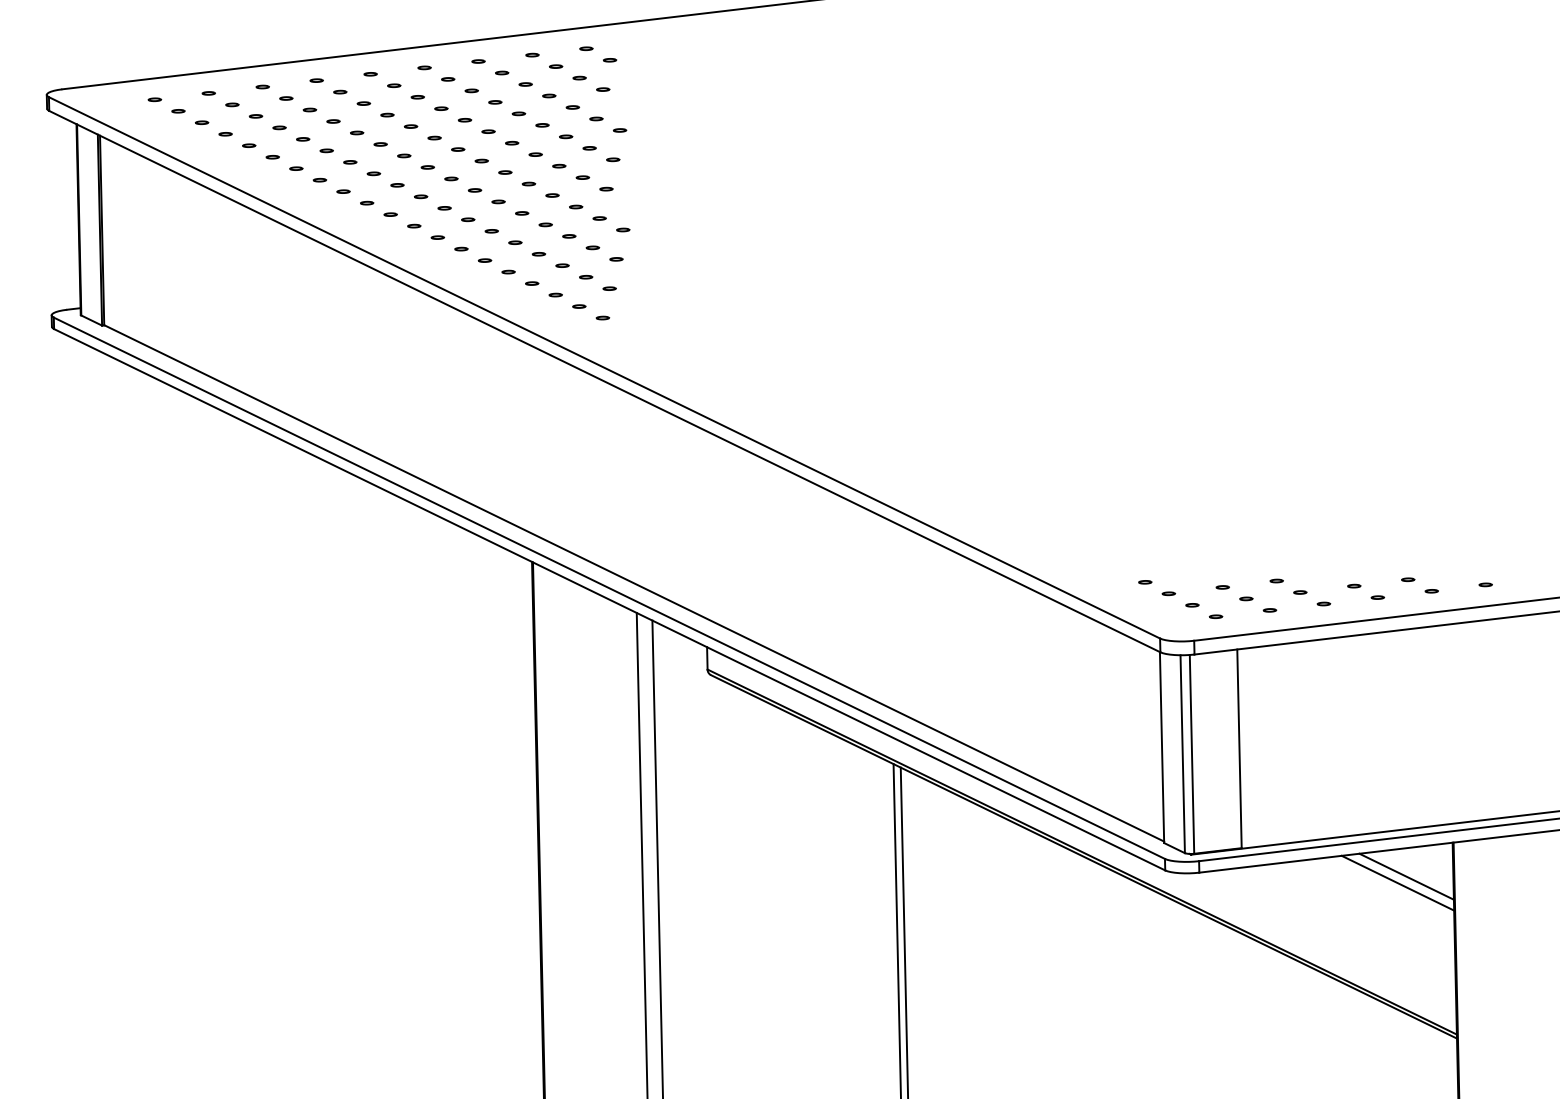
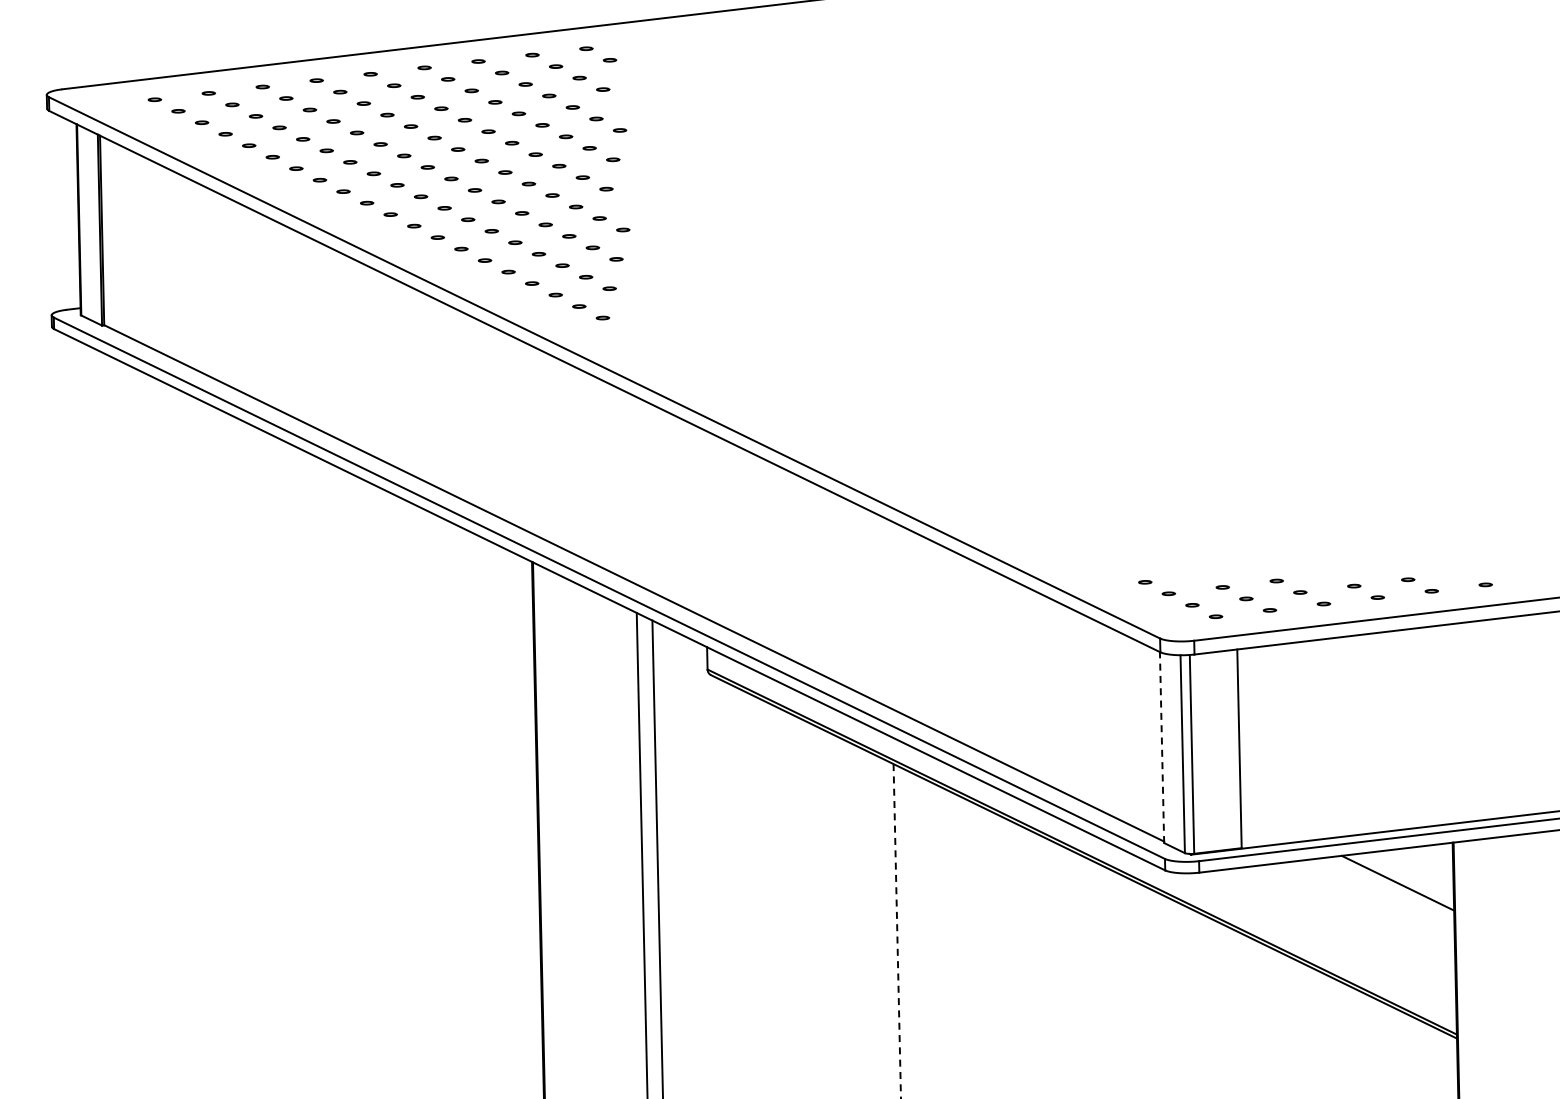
line: solid -> dashed (1162, 747)
line: present -> none (1406, 876)
line: solid -> dashed (897, 931)
line: present -> none (904, 931)
